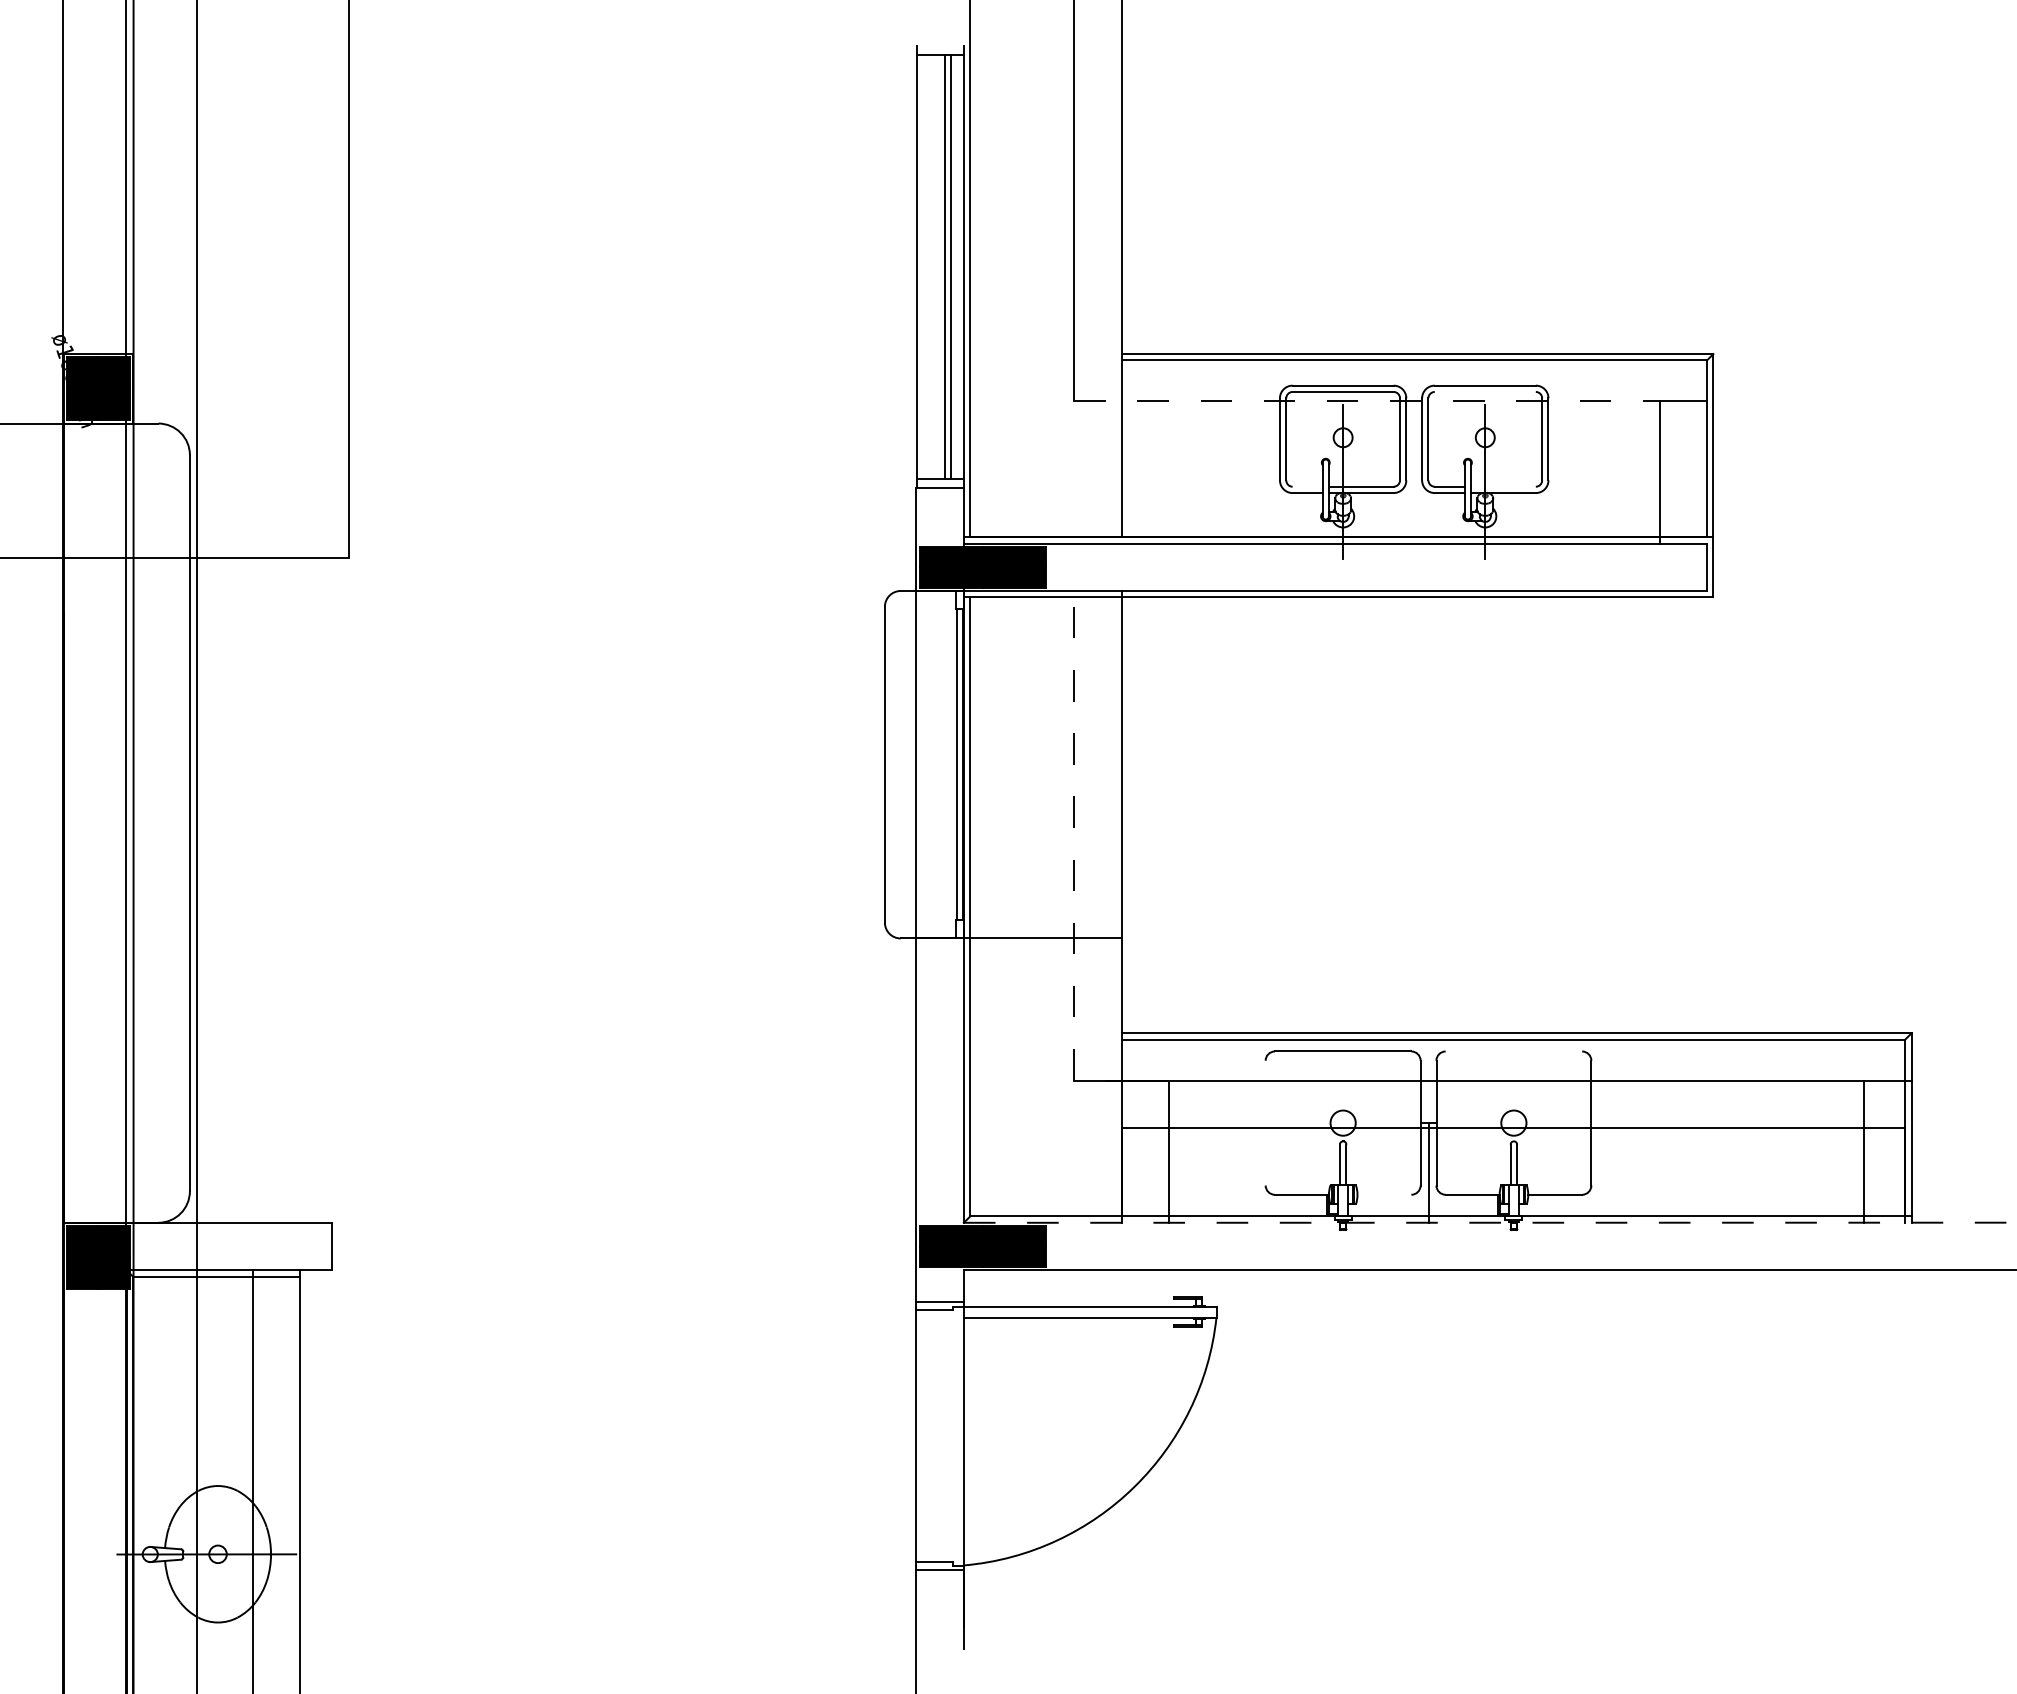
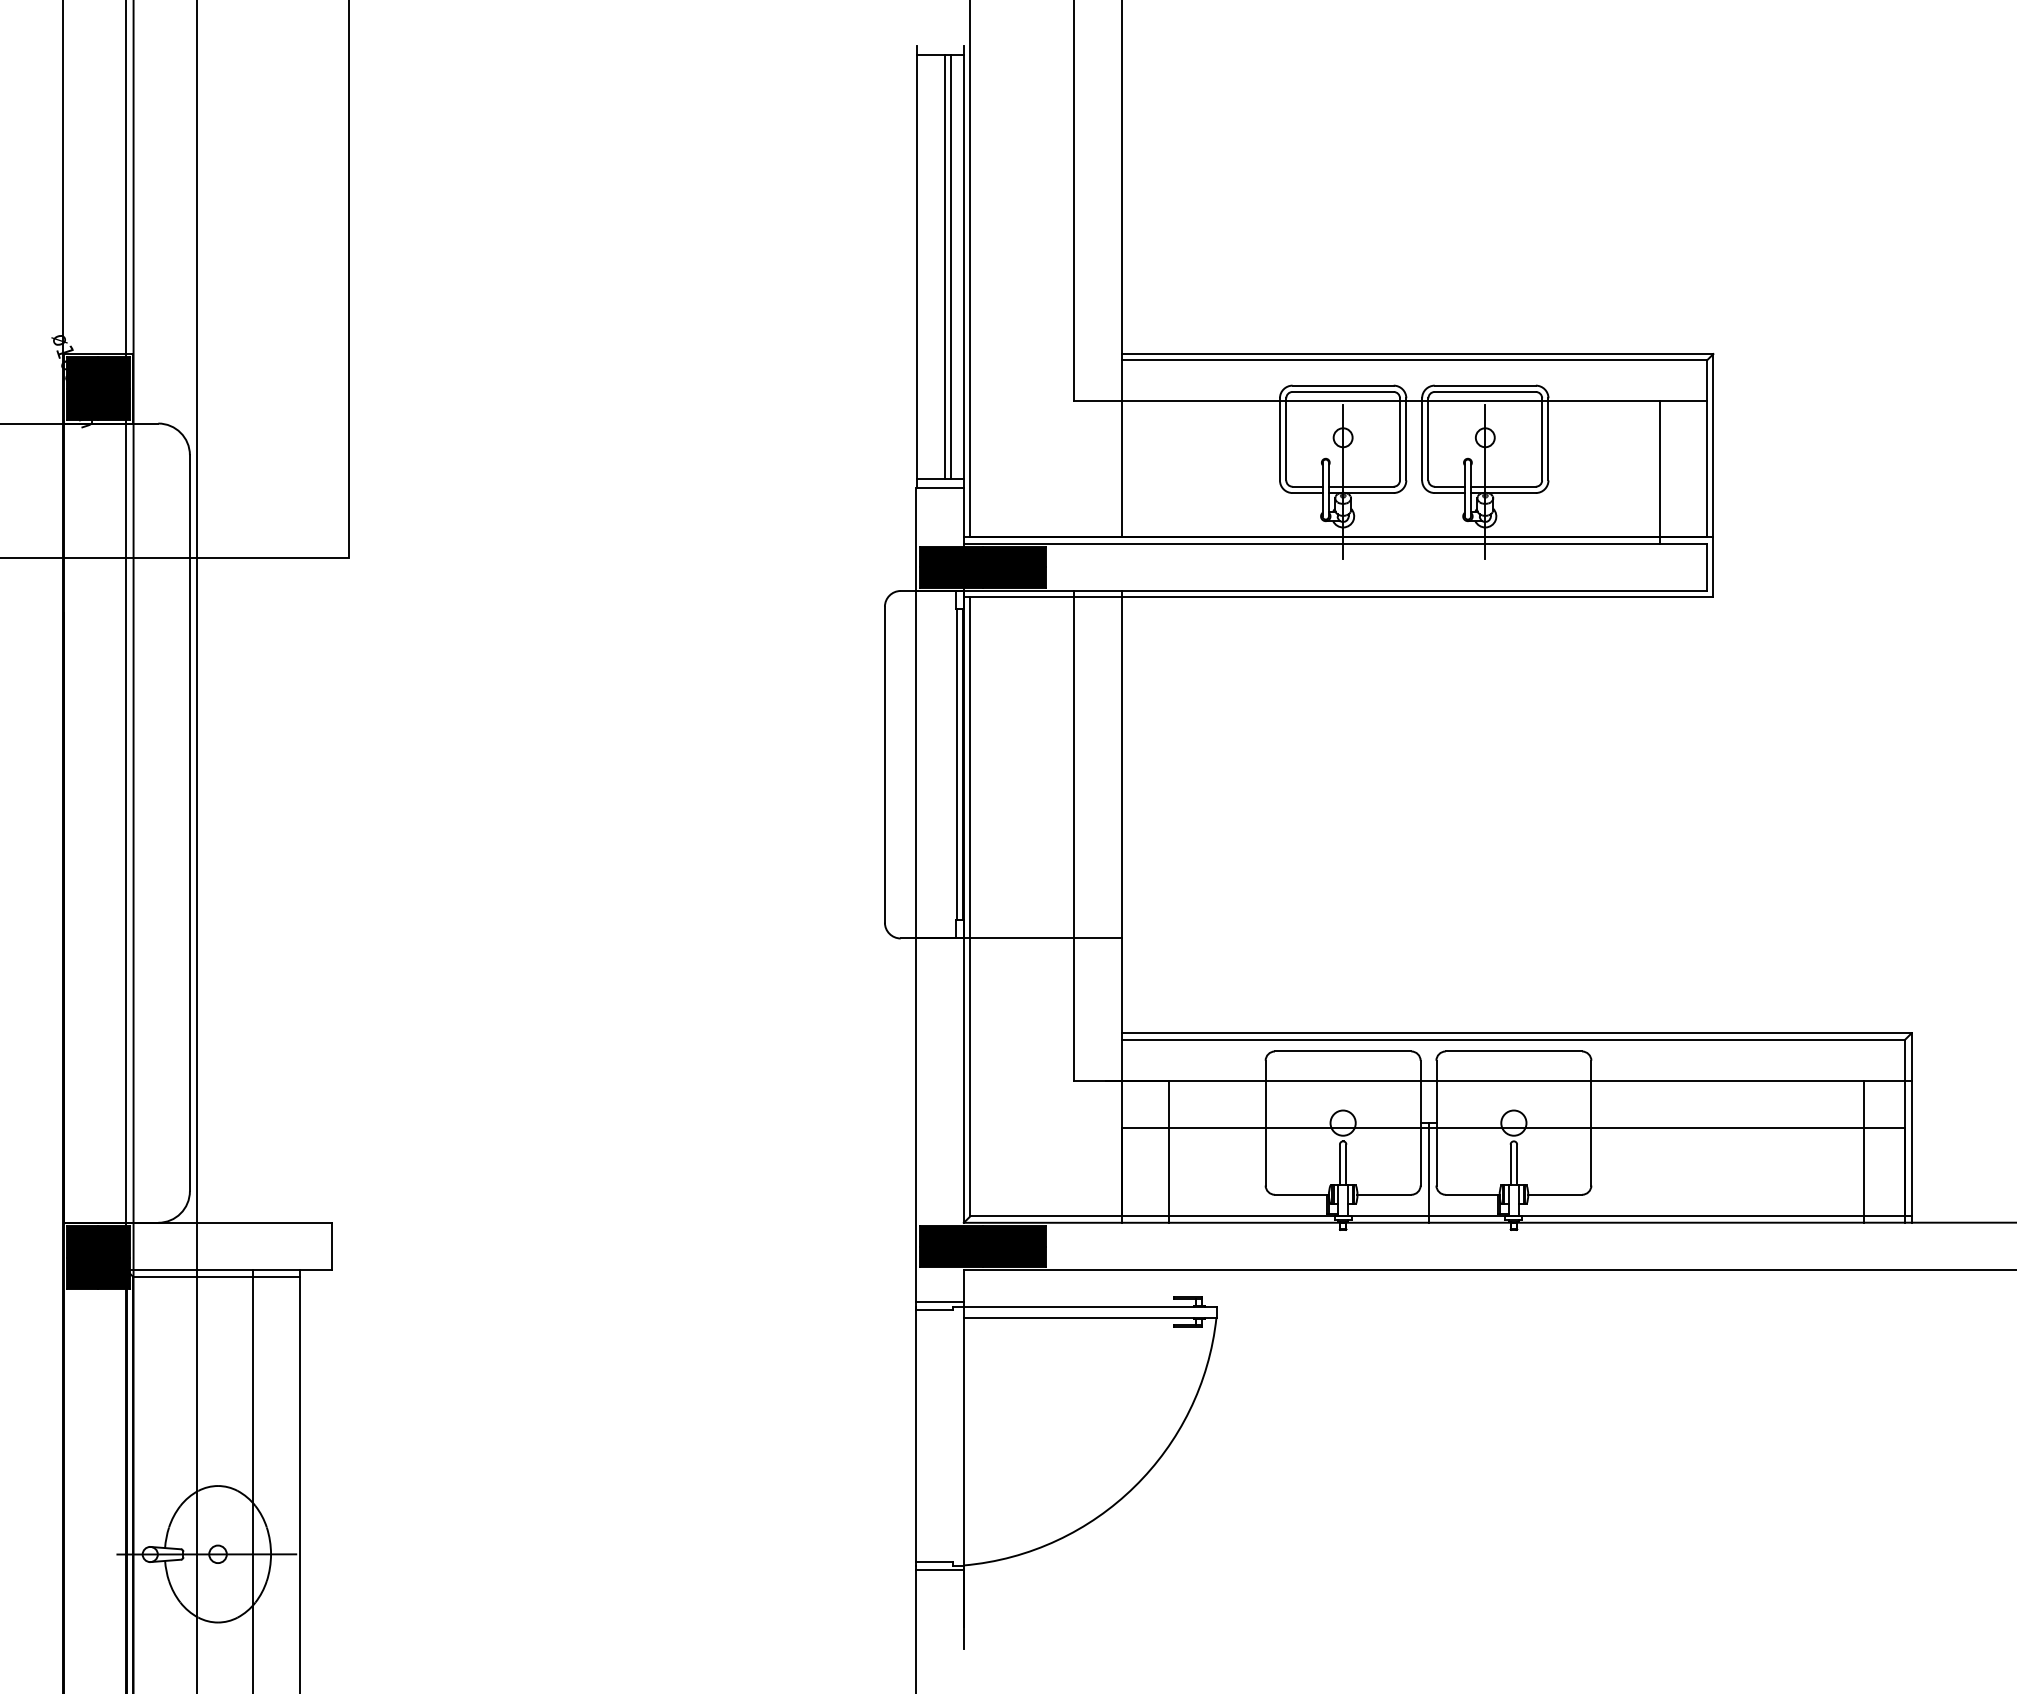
line: none -> present (1484, 391)
line: dashed -> solid (1366, 401)
line: none -> present (1307, 486)
line: none -> present (1503, 486)
line: dashed -> solid (1074, 835)
line: none -> present (1513, 1051)
line: none -> present (1265, 1122)
line: none -> present (1384, 1194)
line: dashed -> solid (1490, 1222)
